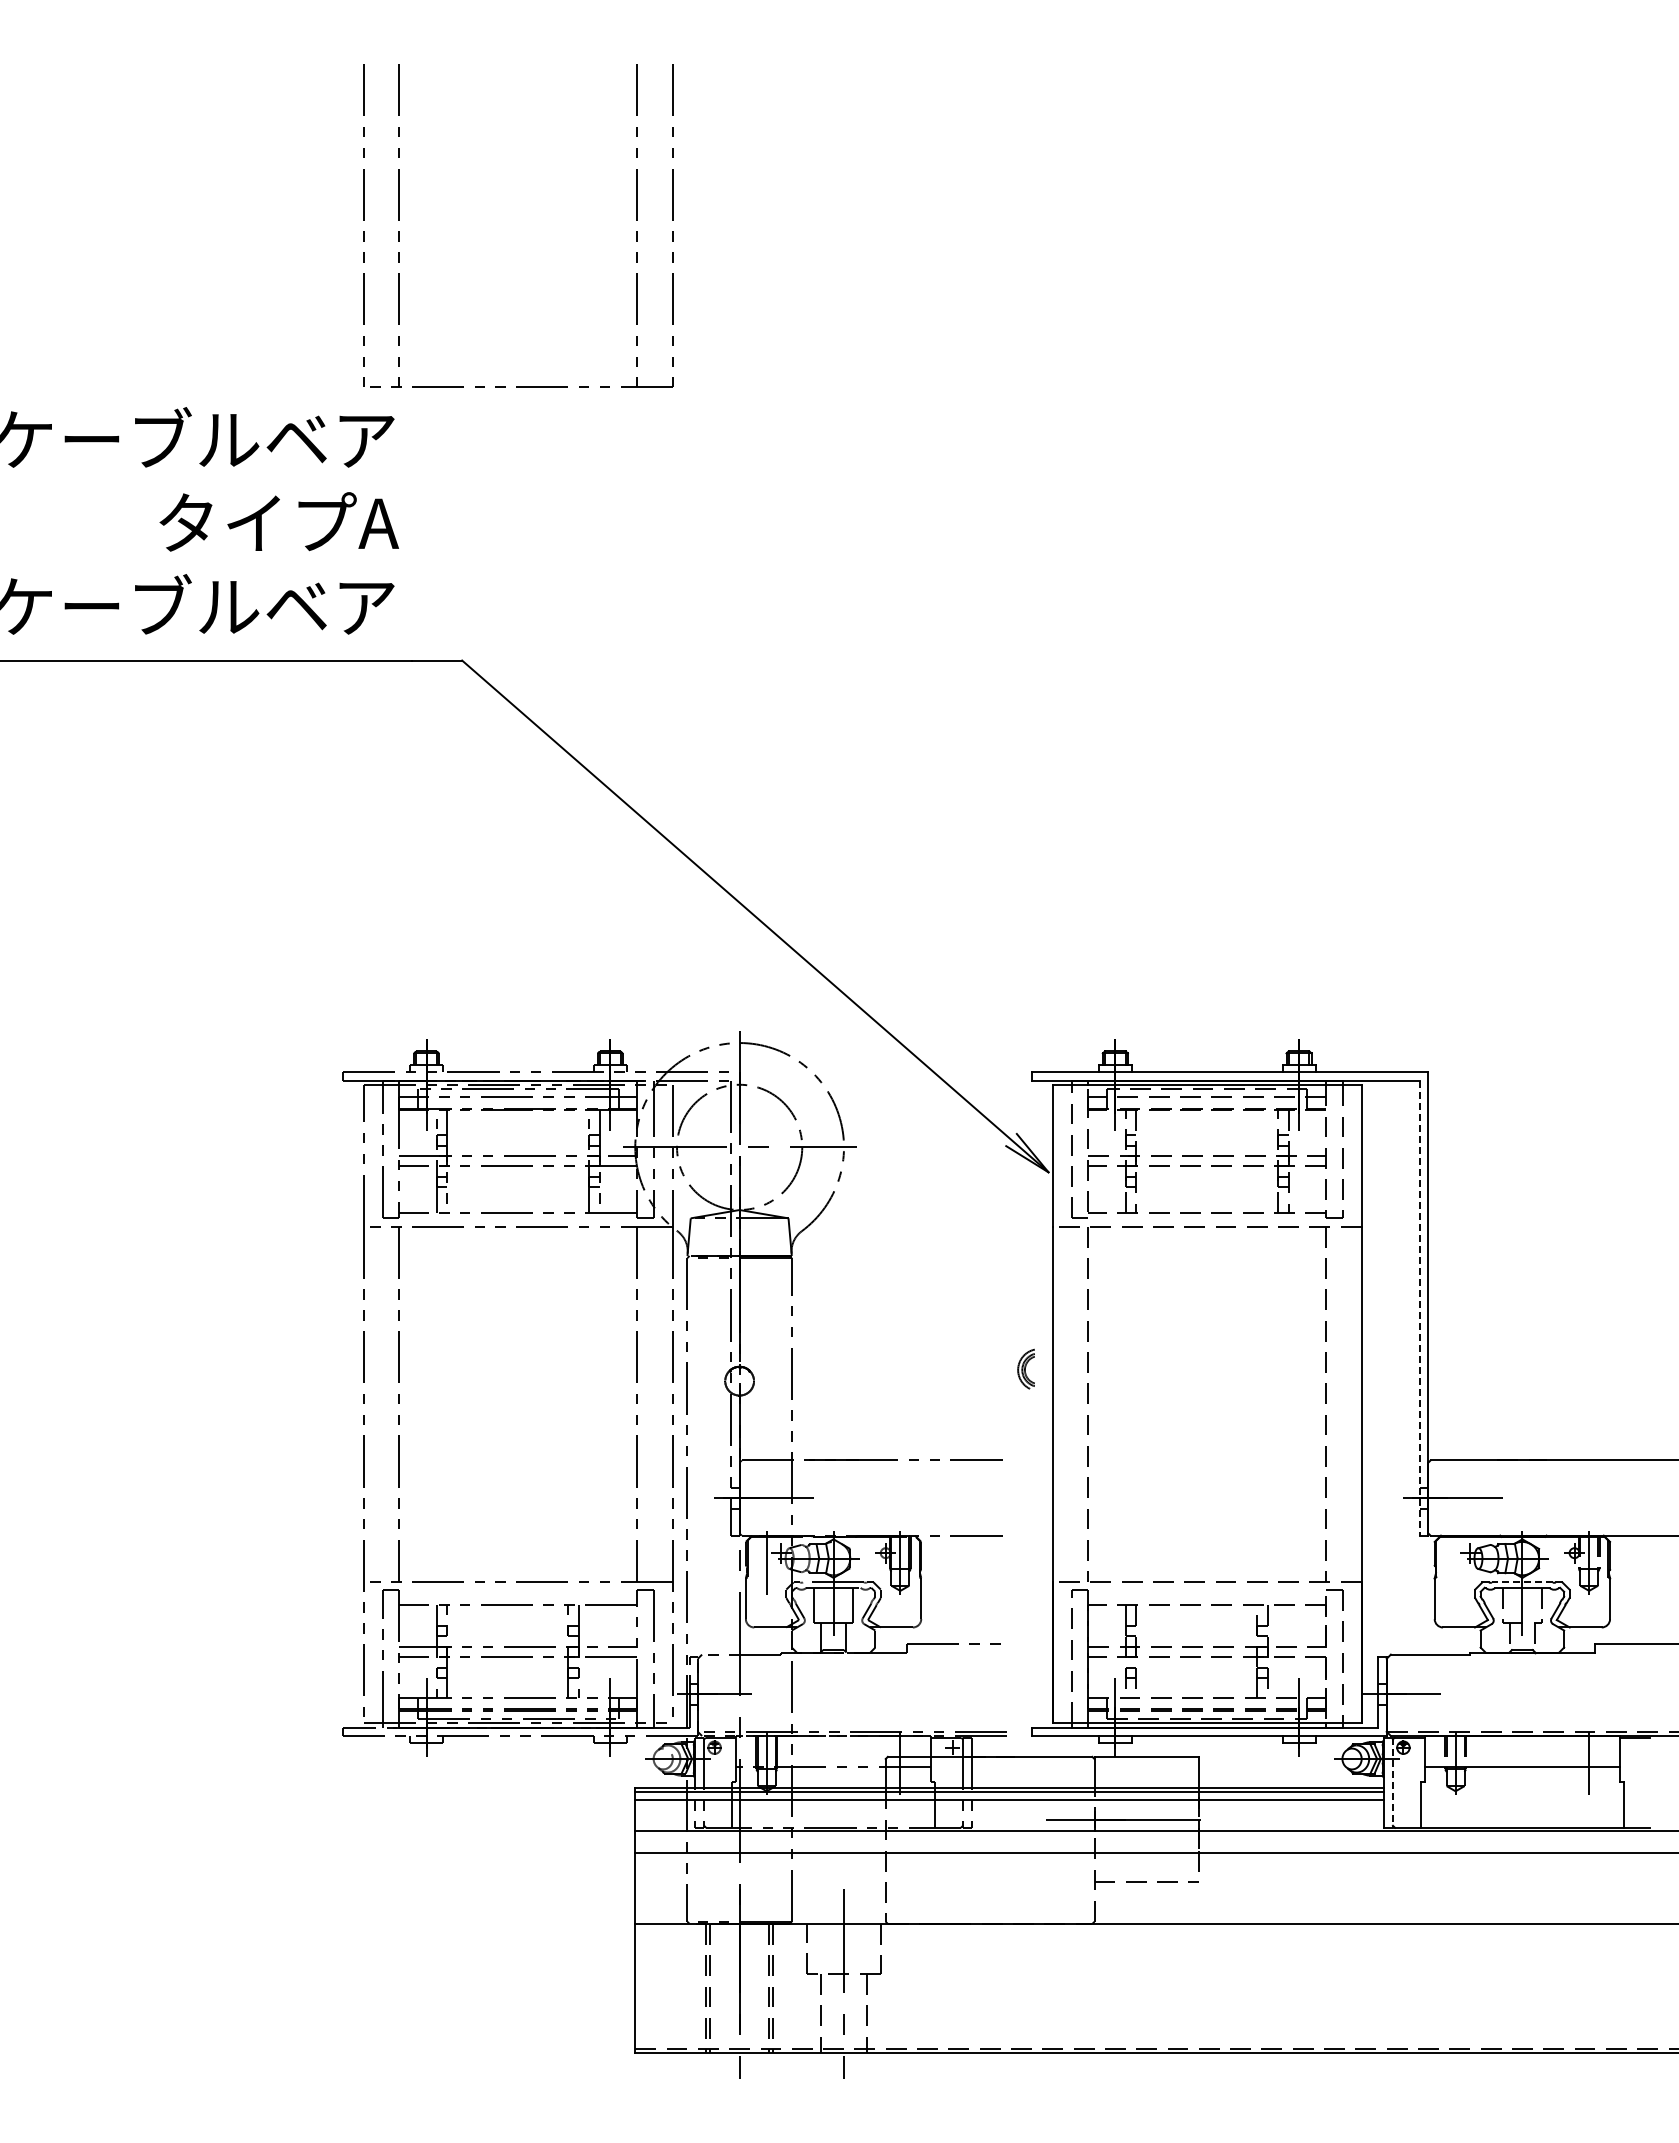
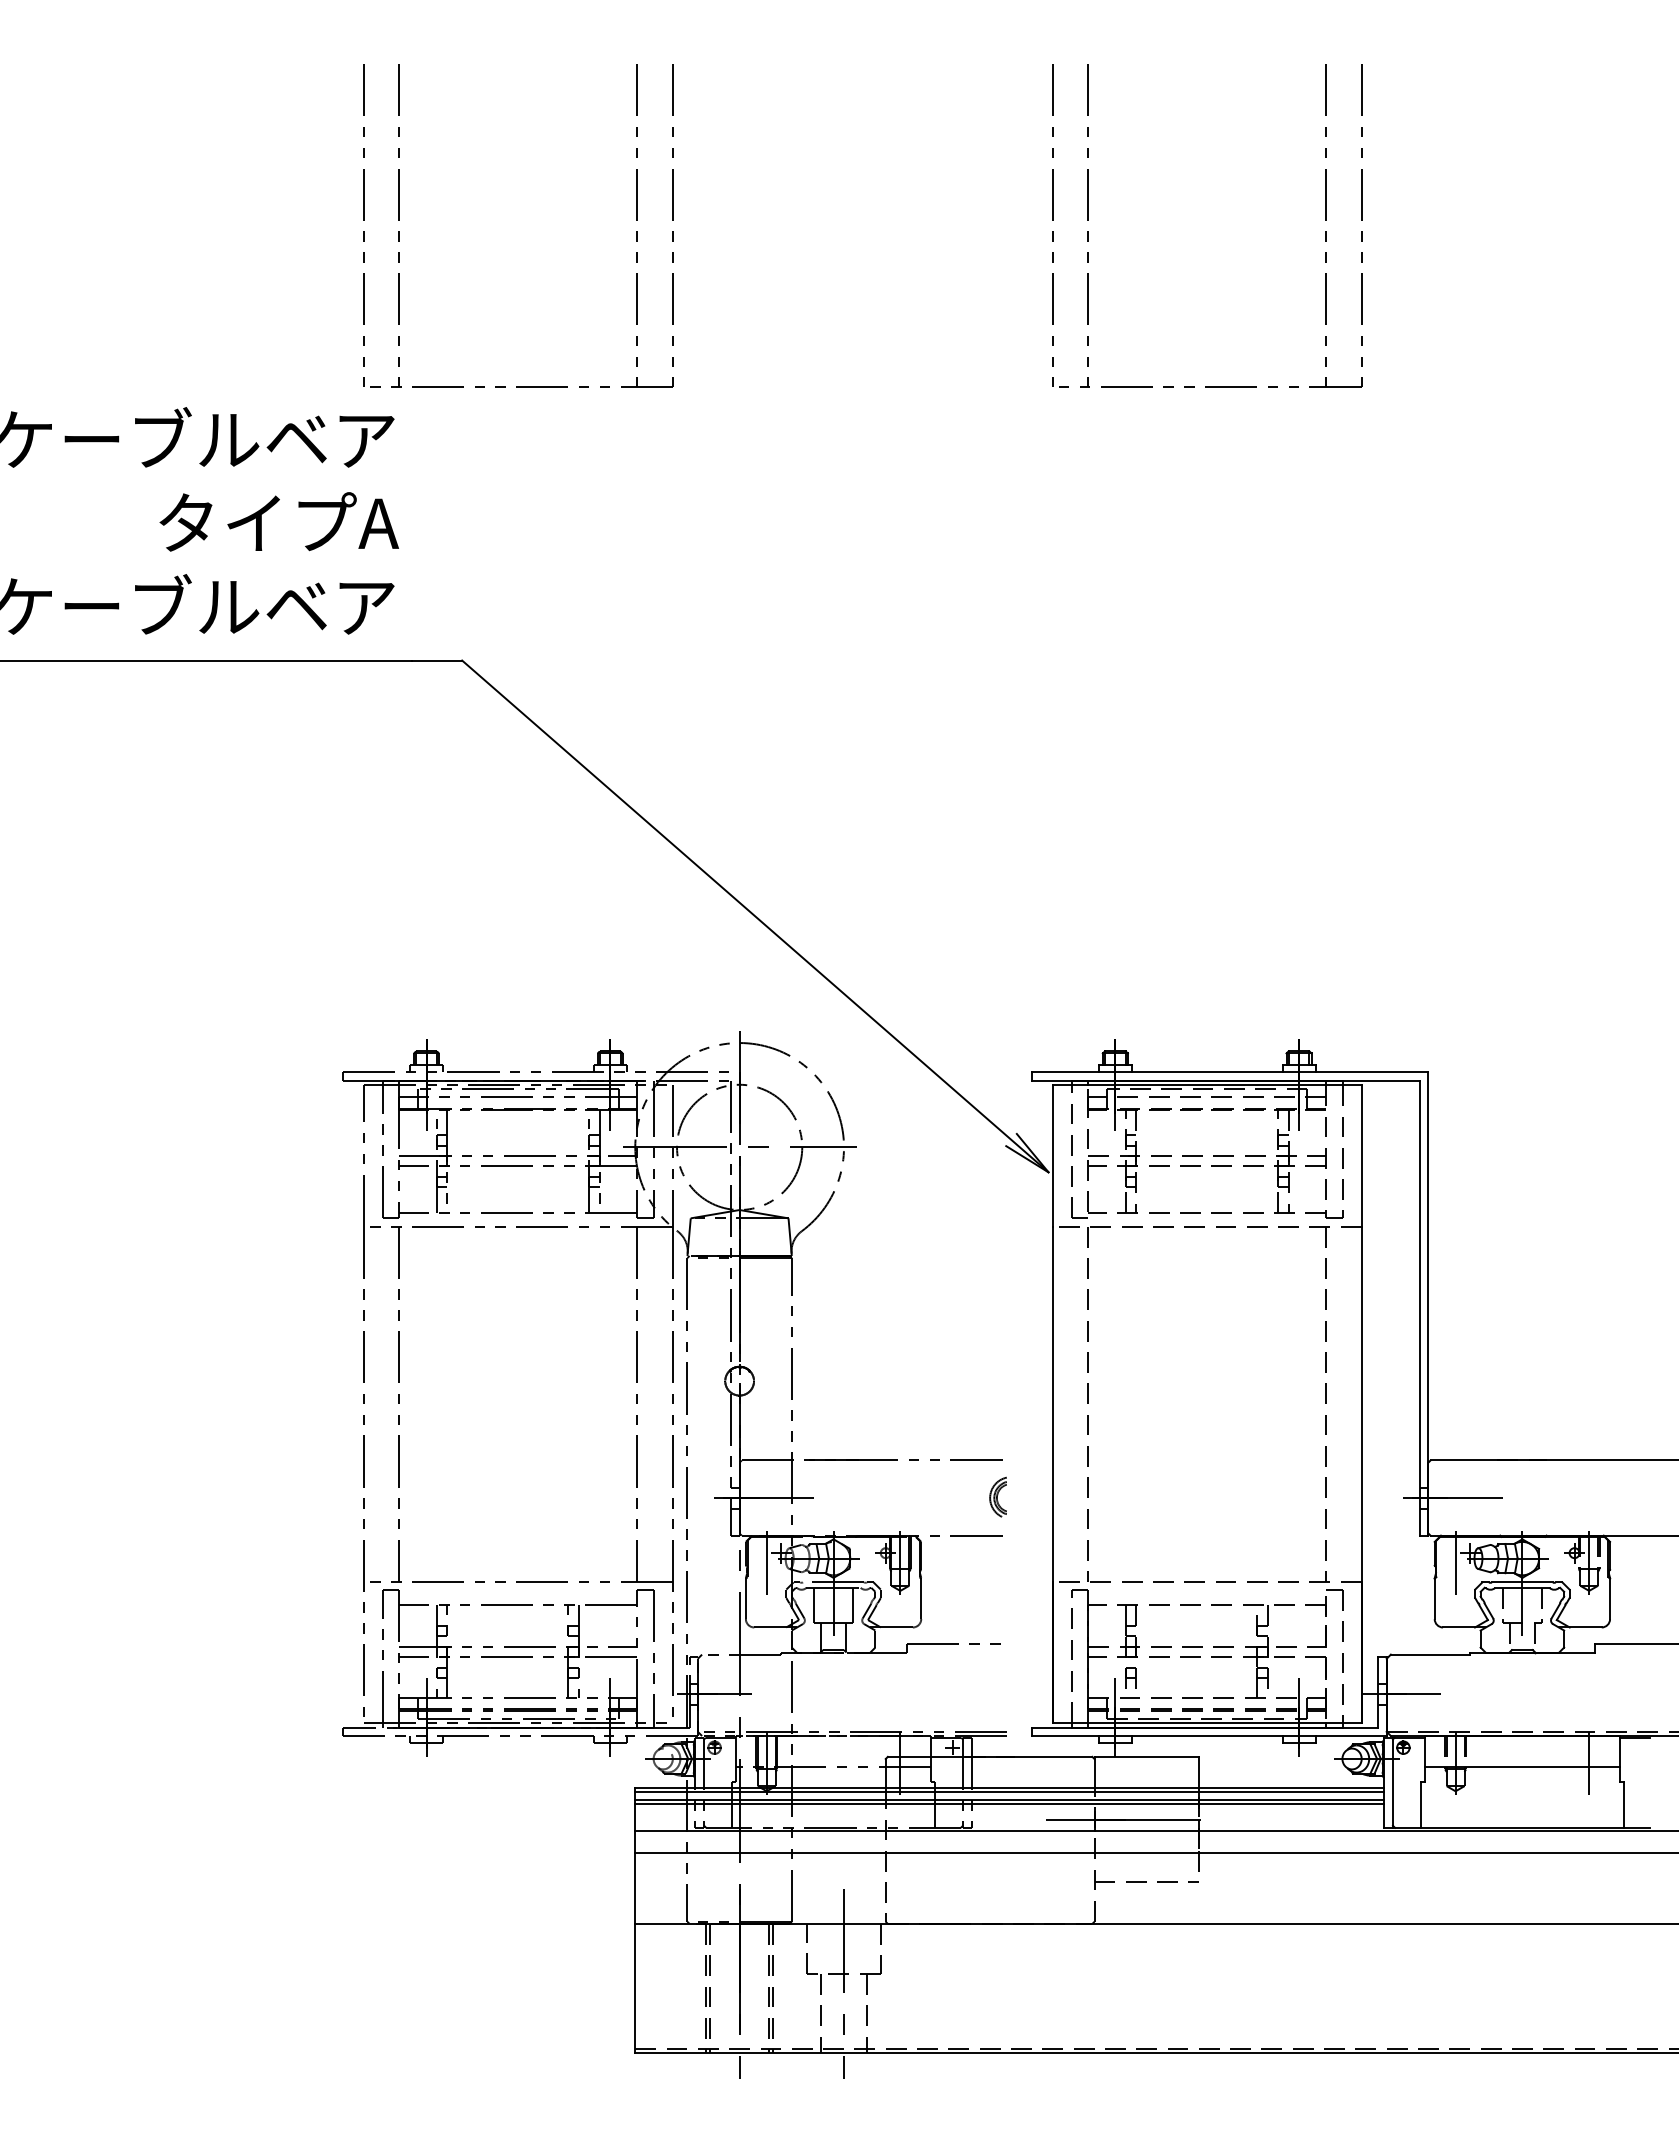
part: none -> present (1325, 220)
line: dashed -> solid (1420, 1308)
part position: (1025, 1368) -> (997, 1496) (997, 1496)
line: none -> present (1455, 1563)
line: dashed -> solid (1522, 1582)
line: dashed -> solid (1392, 1783)
line: none -> present (1009, 1804)
